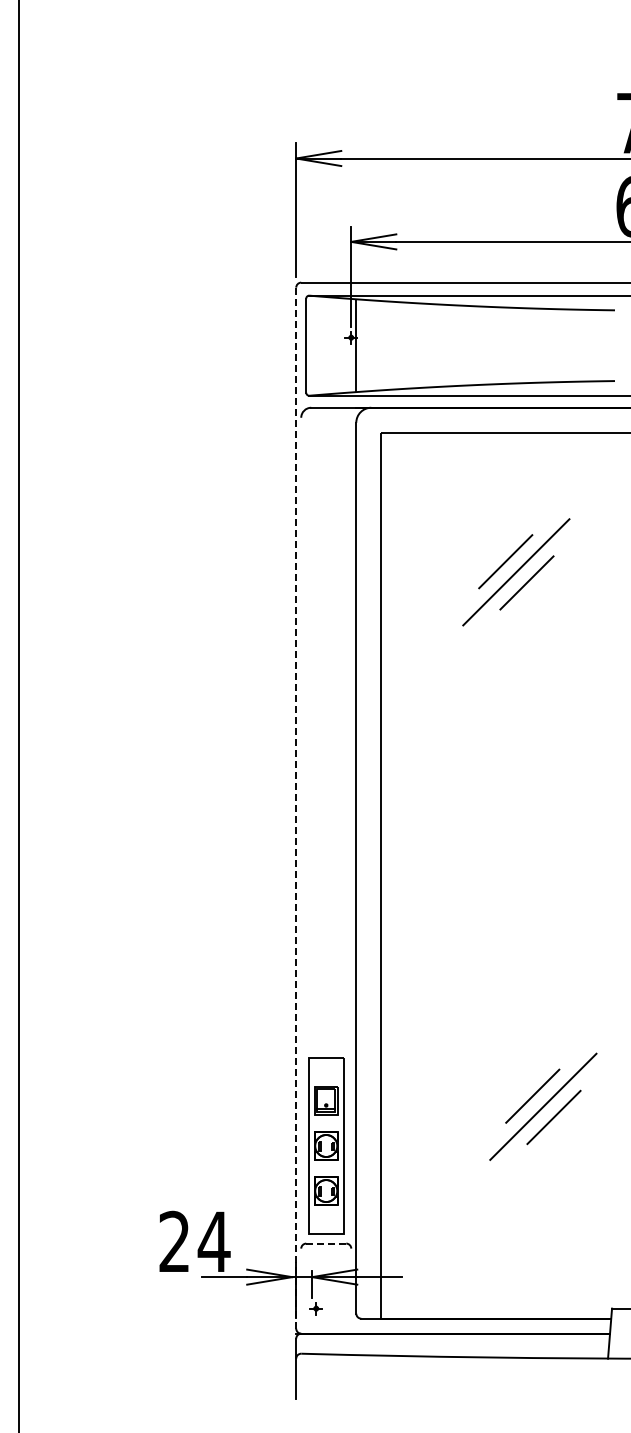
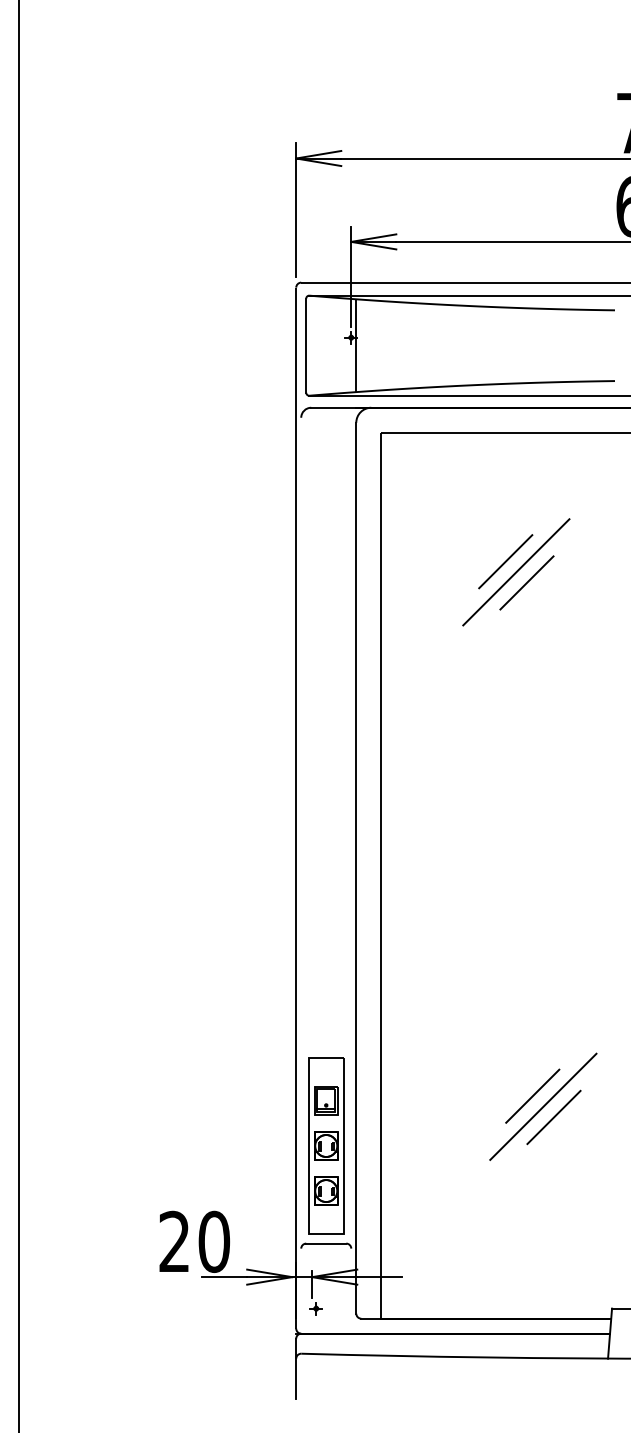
line: dashed -> solid (296, 808)
text: 24 -> 20 (213, 1241)
line: dashed -> solid (326, 1243)
